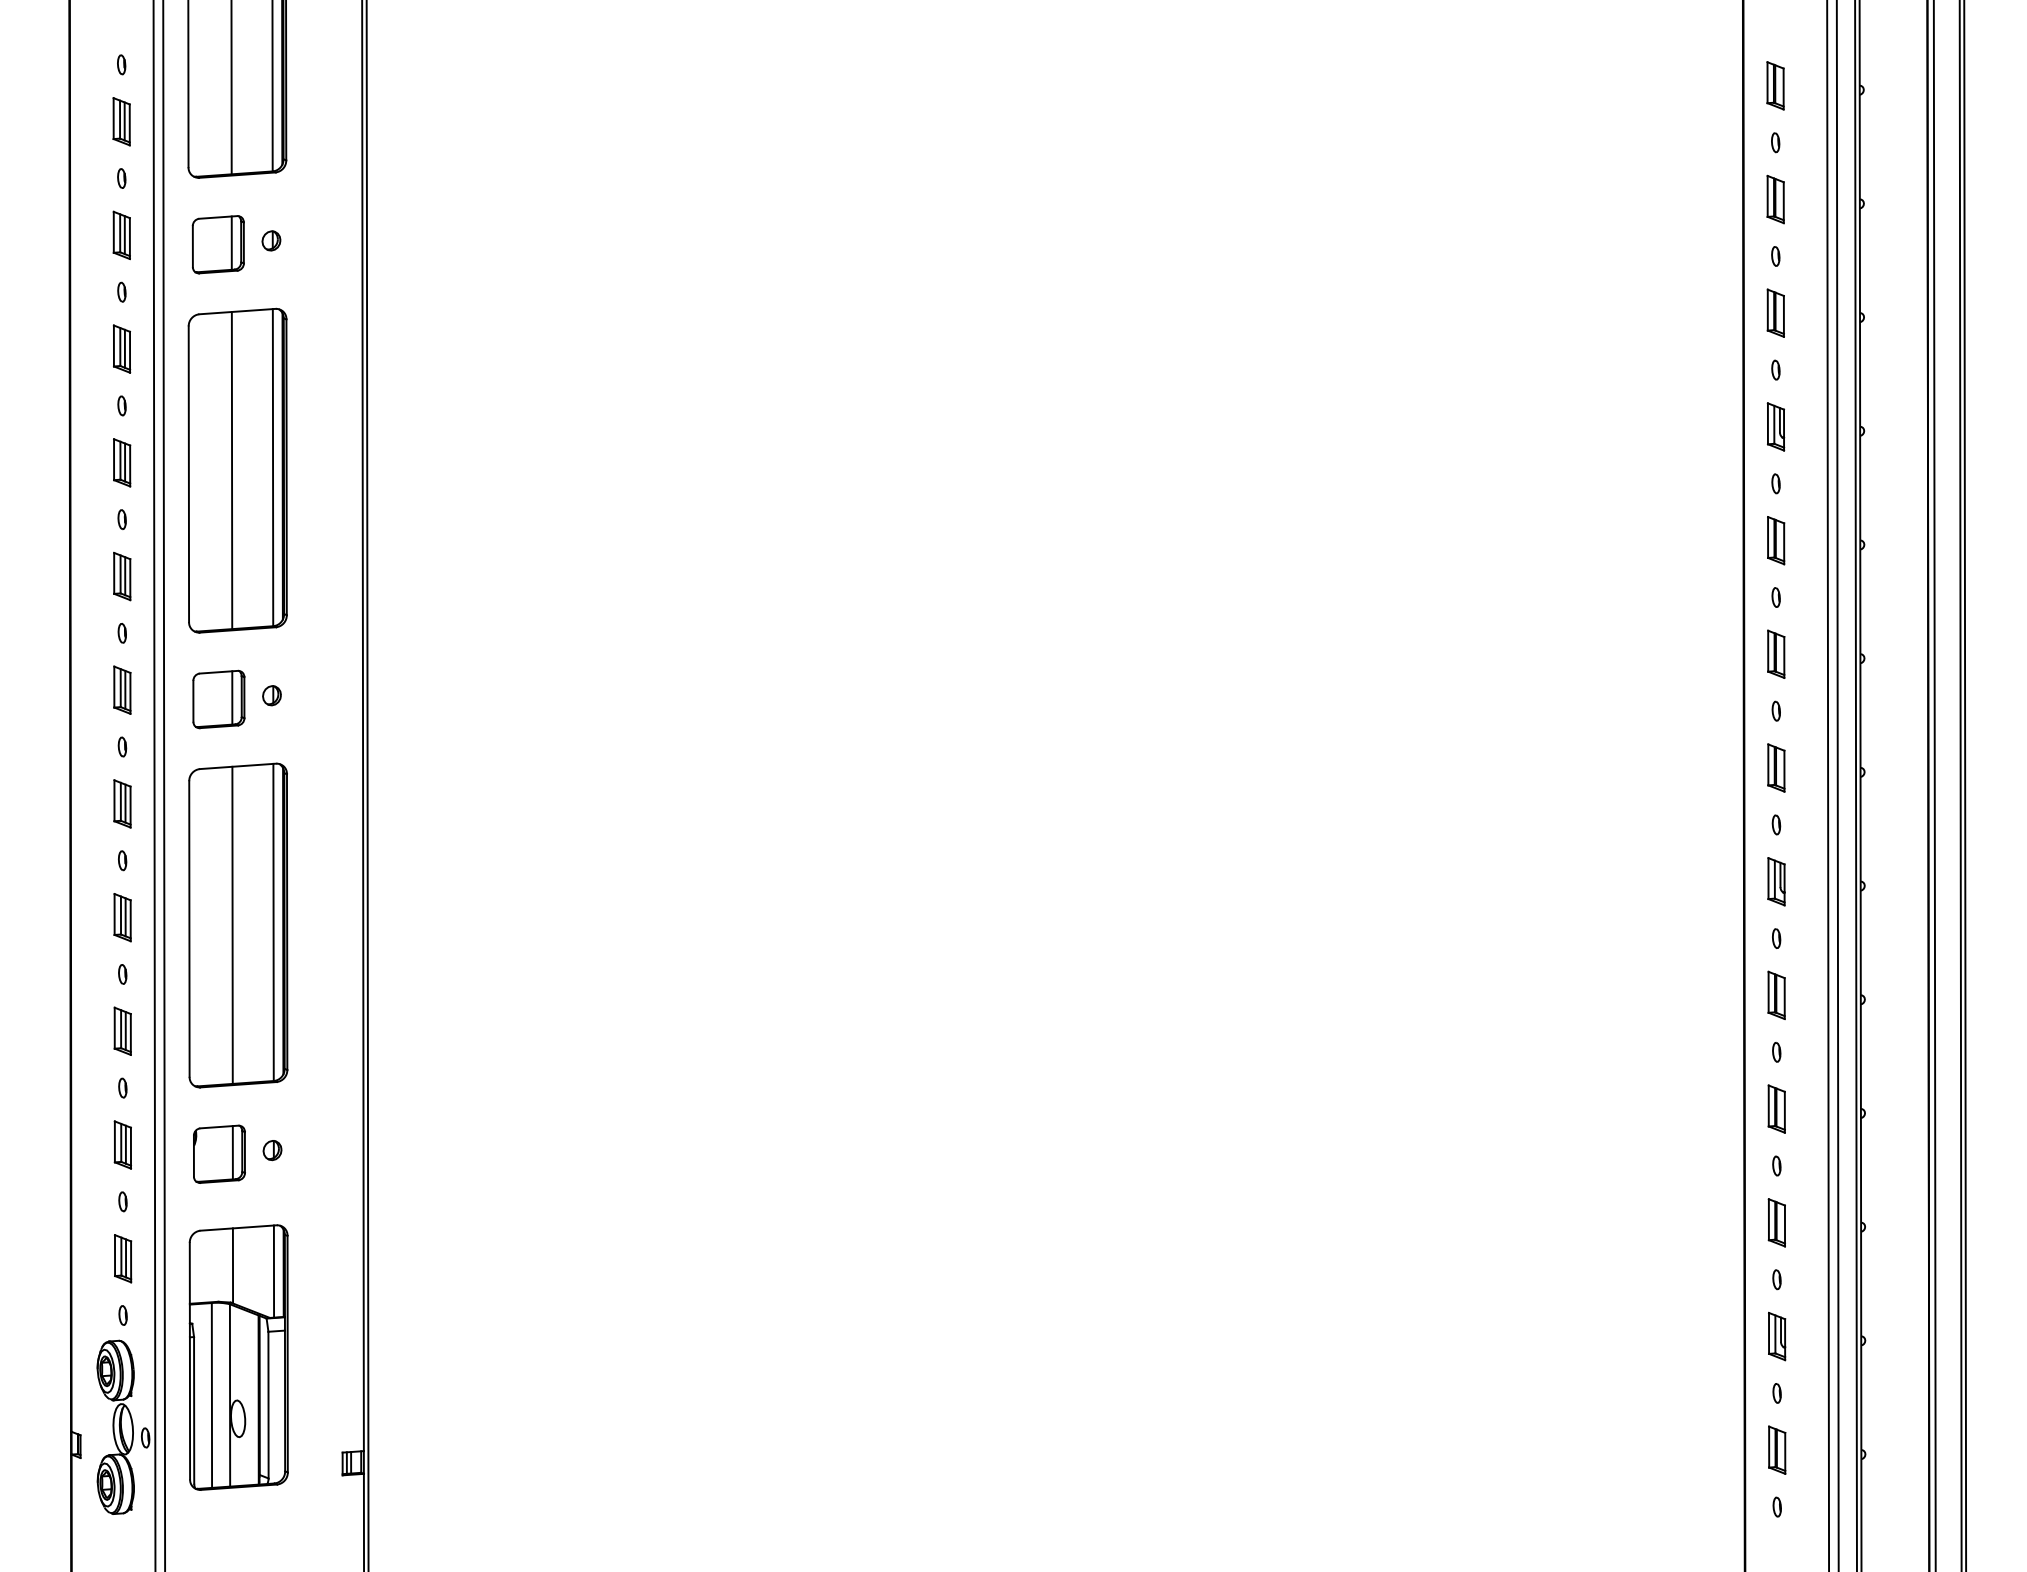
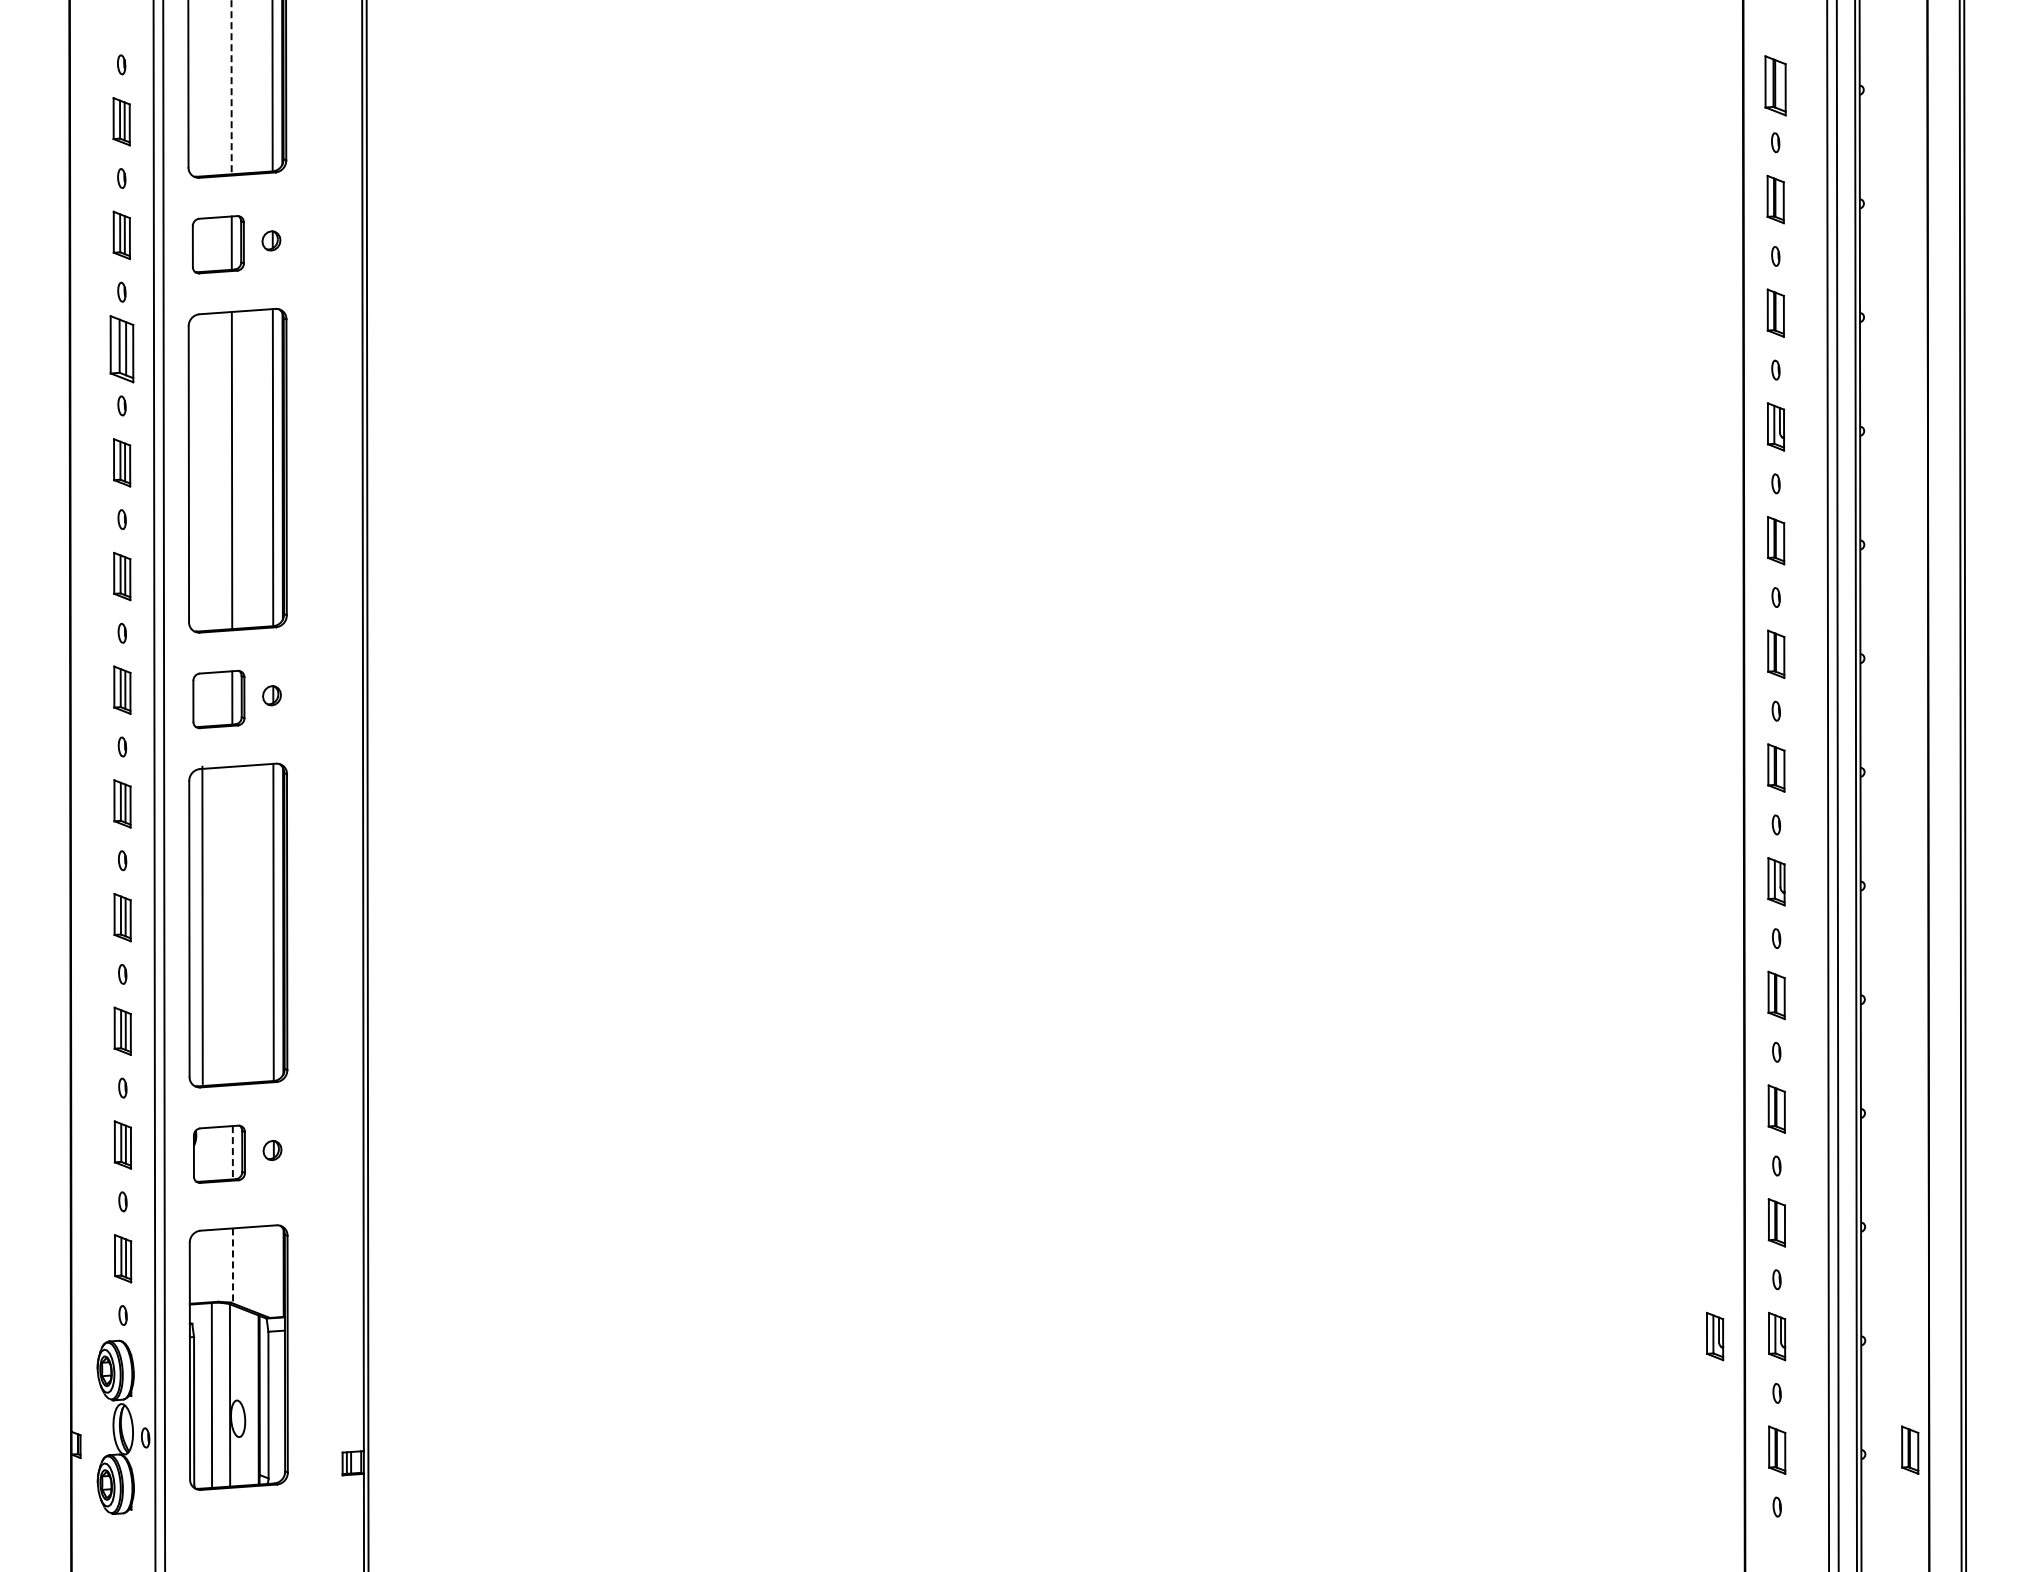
part size: 19x50 px -> 23x62 px (1775, 85)
line: solid -> dashed (231, 87)
part size: 20x50 px -> 26x69 px (121, 349)
line: present -> none (1934, 785)
line position: (232, 924) -> (202, 924) (202, 924)
line: solid -> dashed (232, 1152)
line: solid -> dashed (232, 1265)
line: present -> none (273, 1271)
part: none -> present (1715, 1336)
part: none -> present (1910, 1449)
